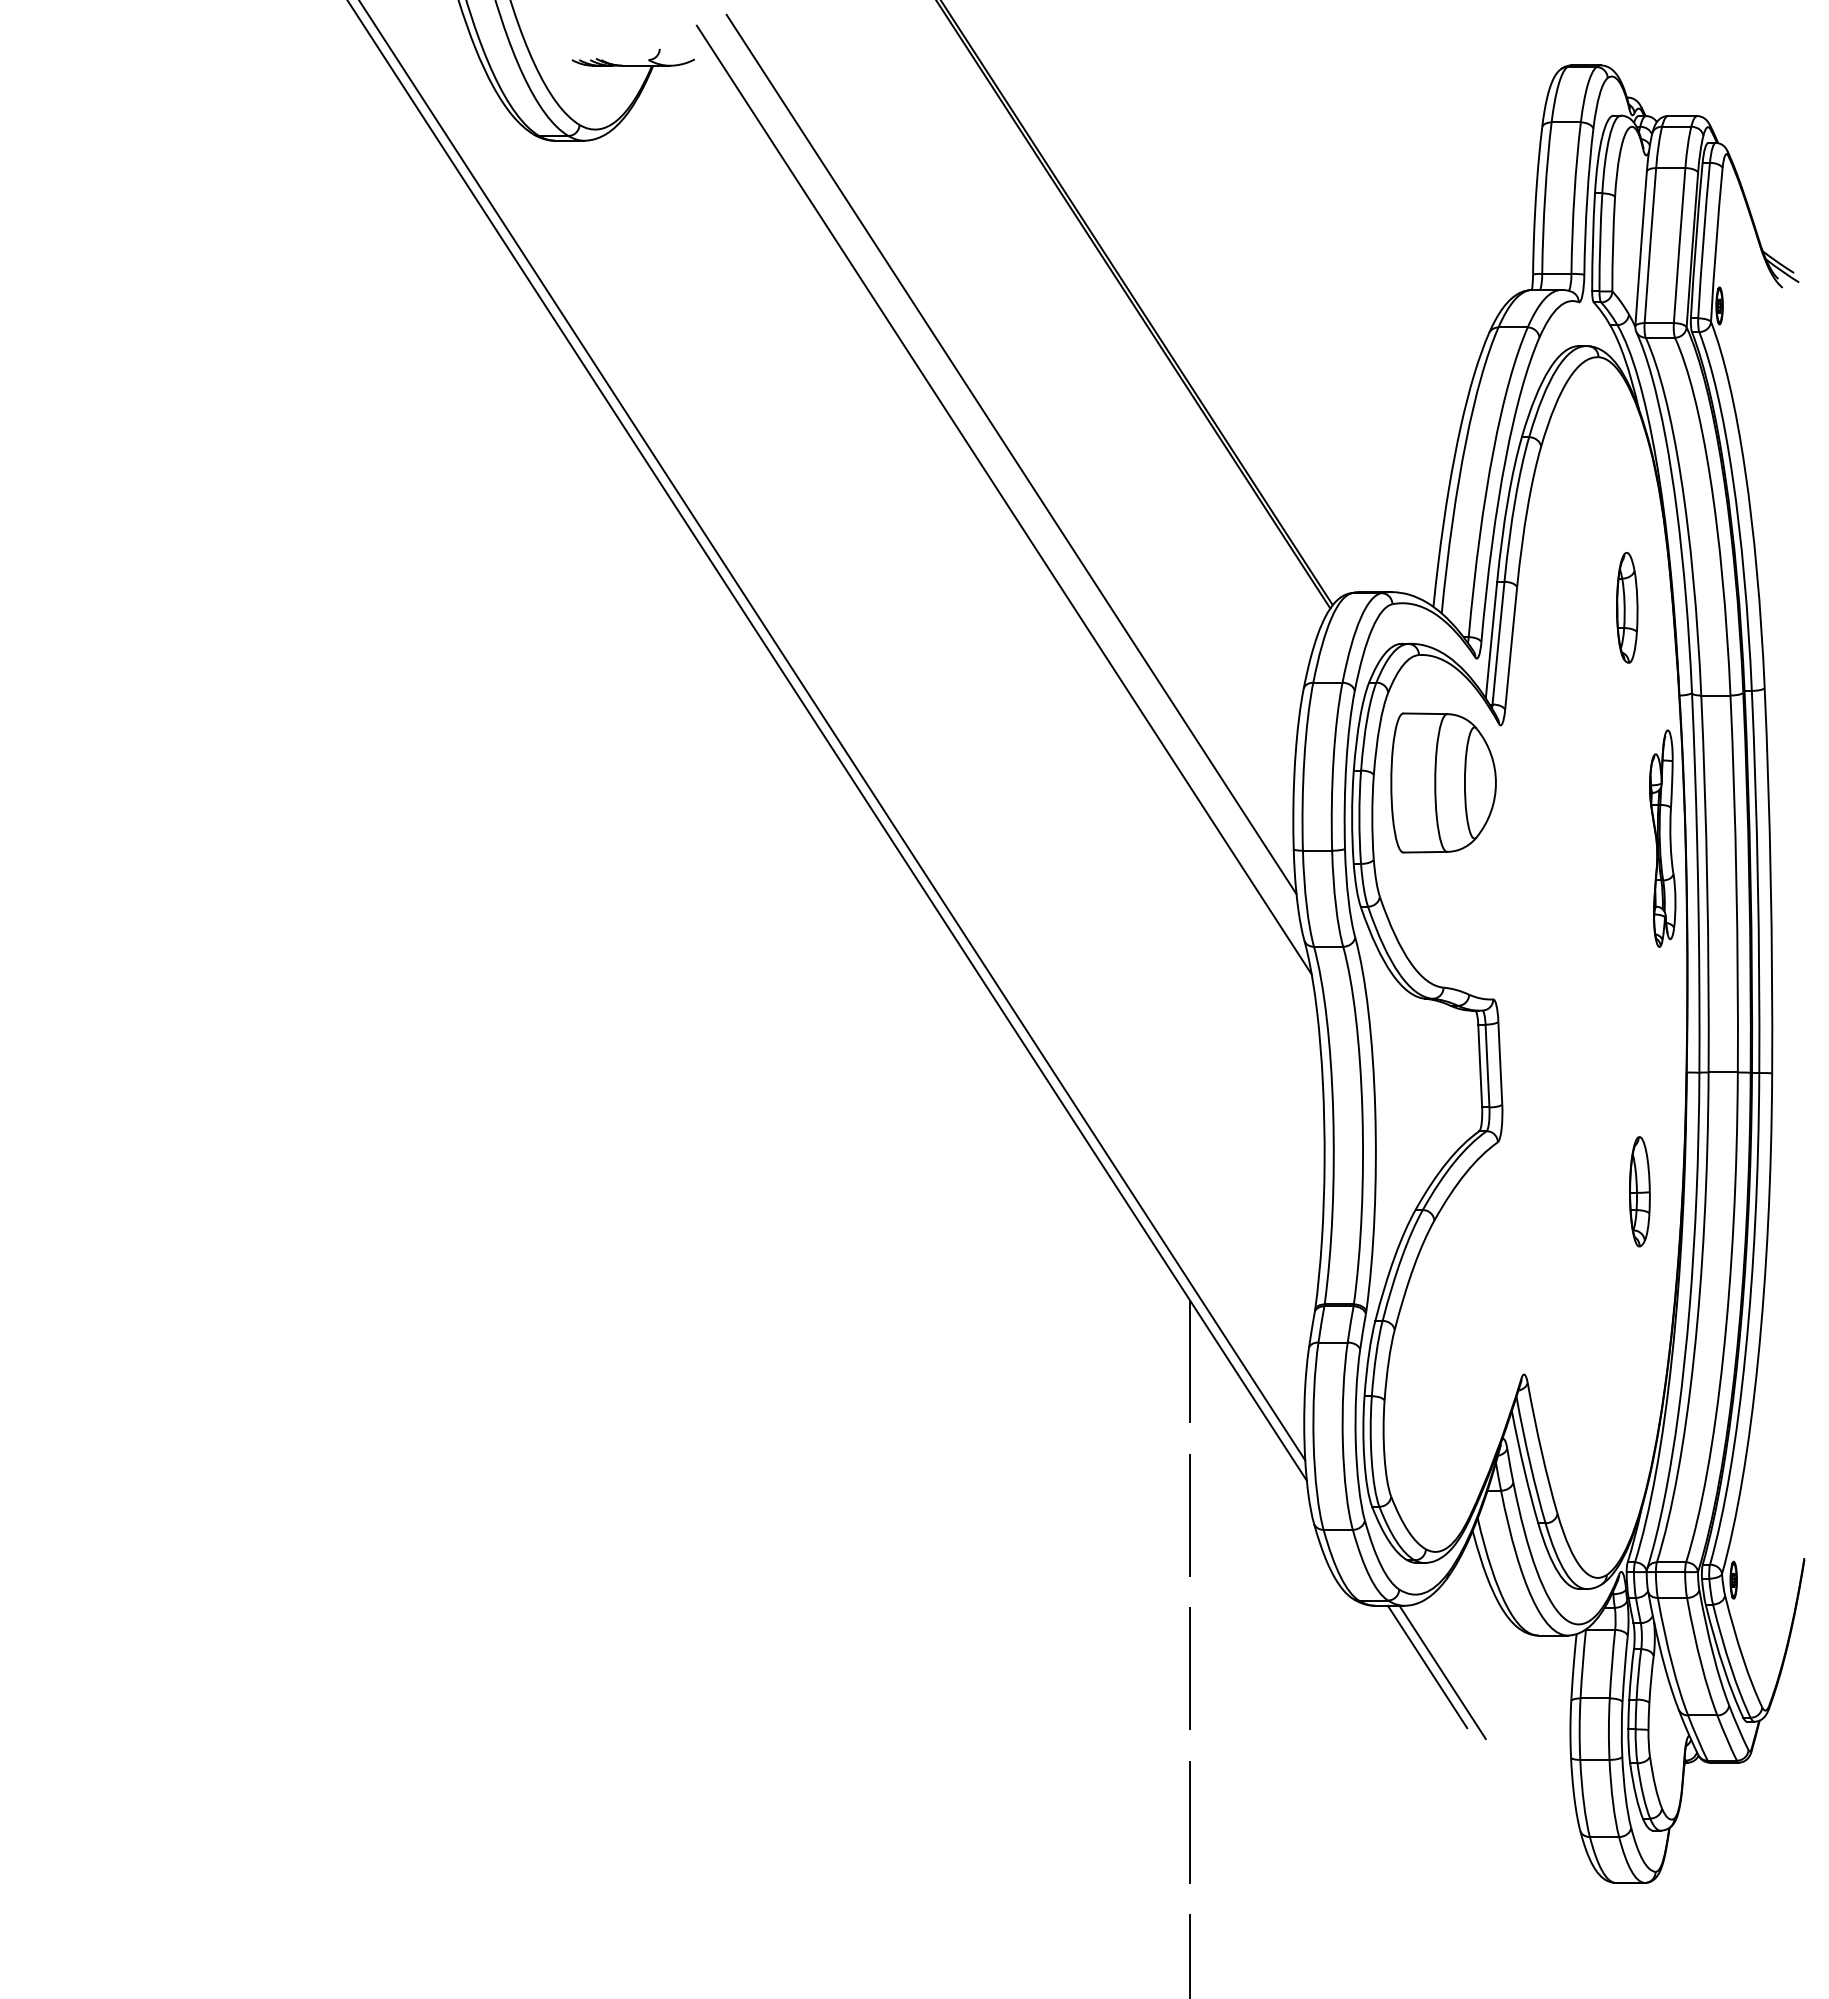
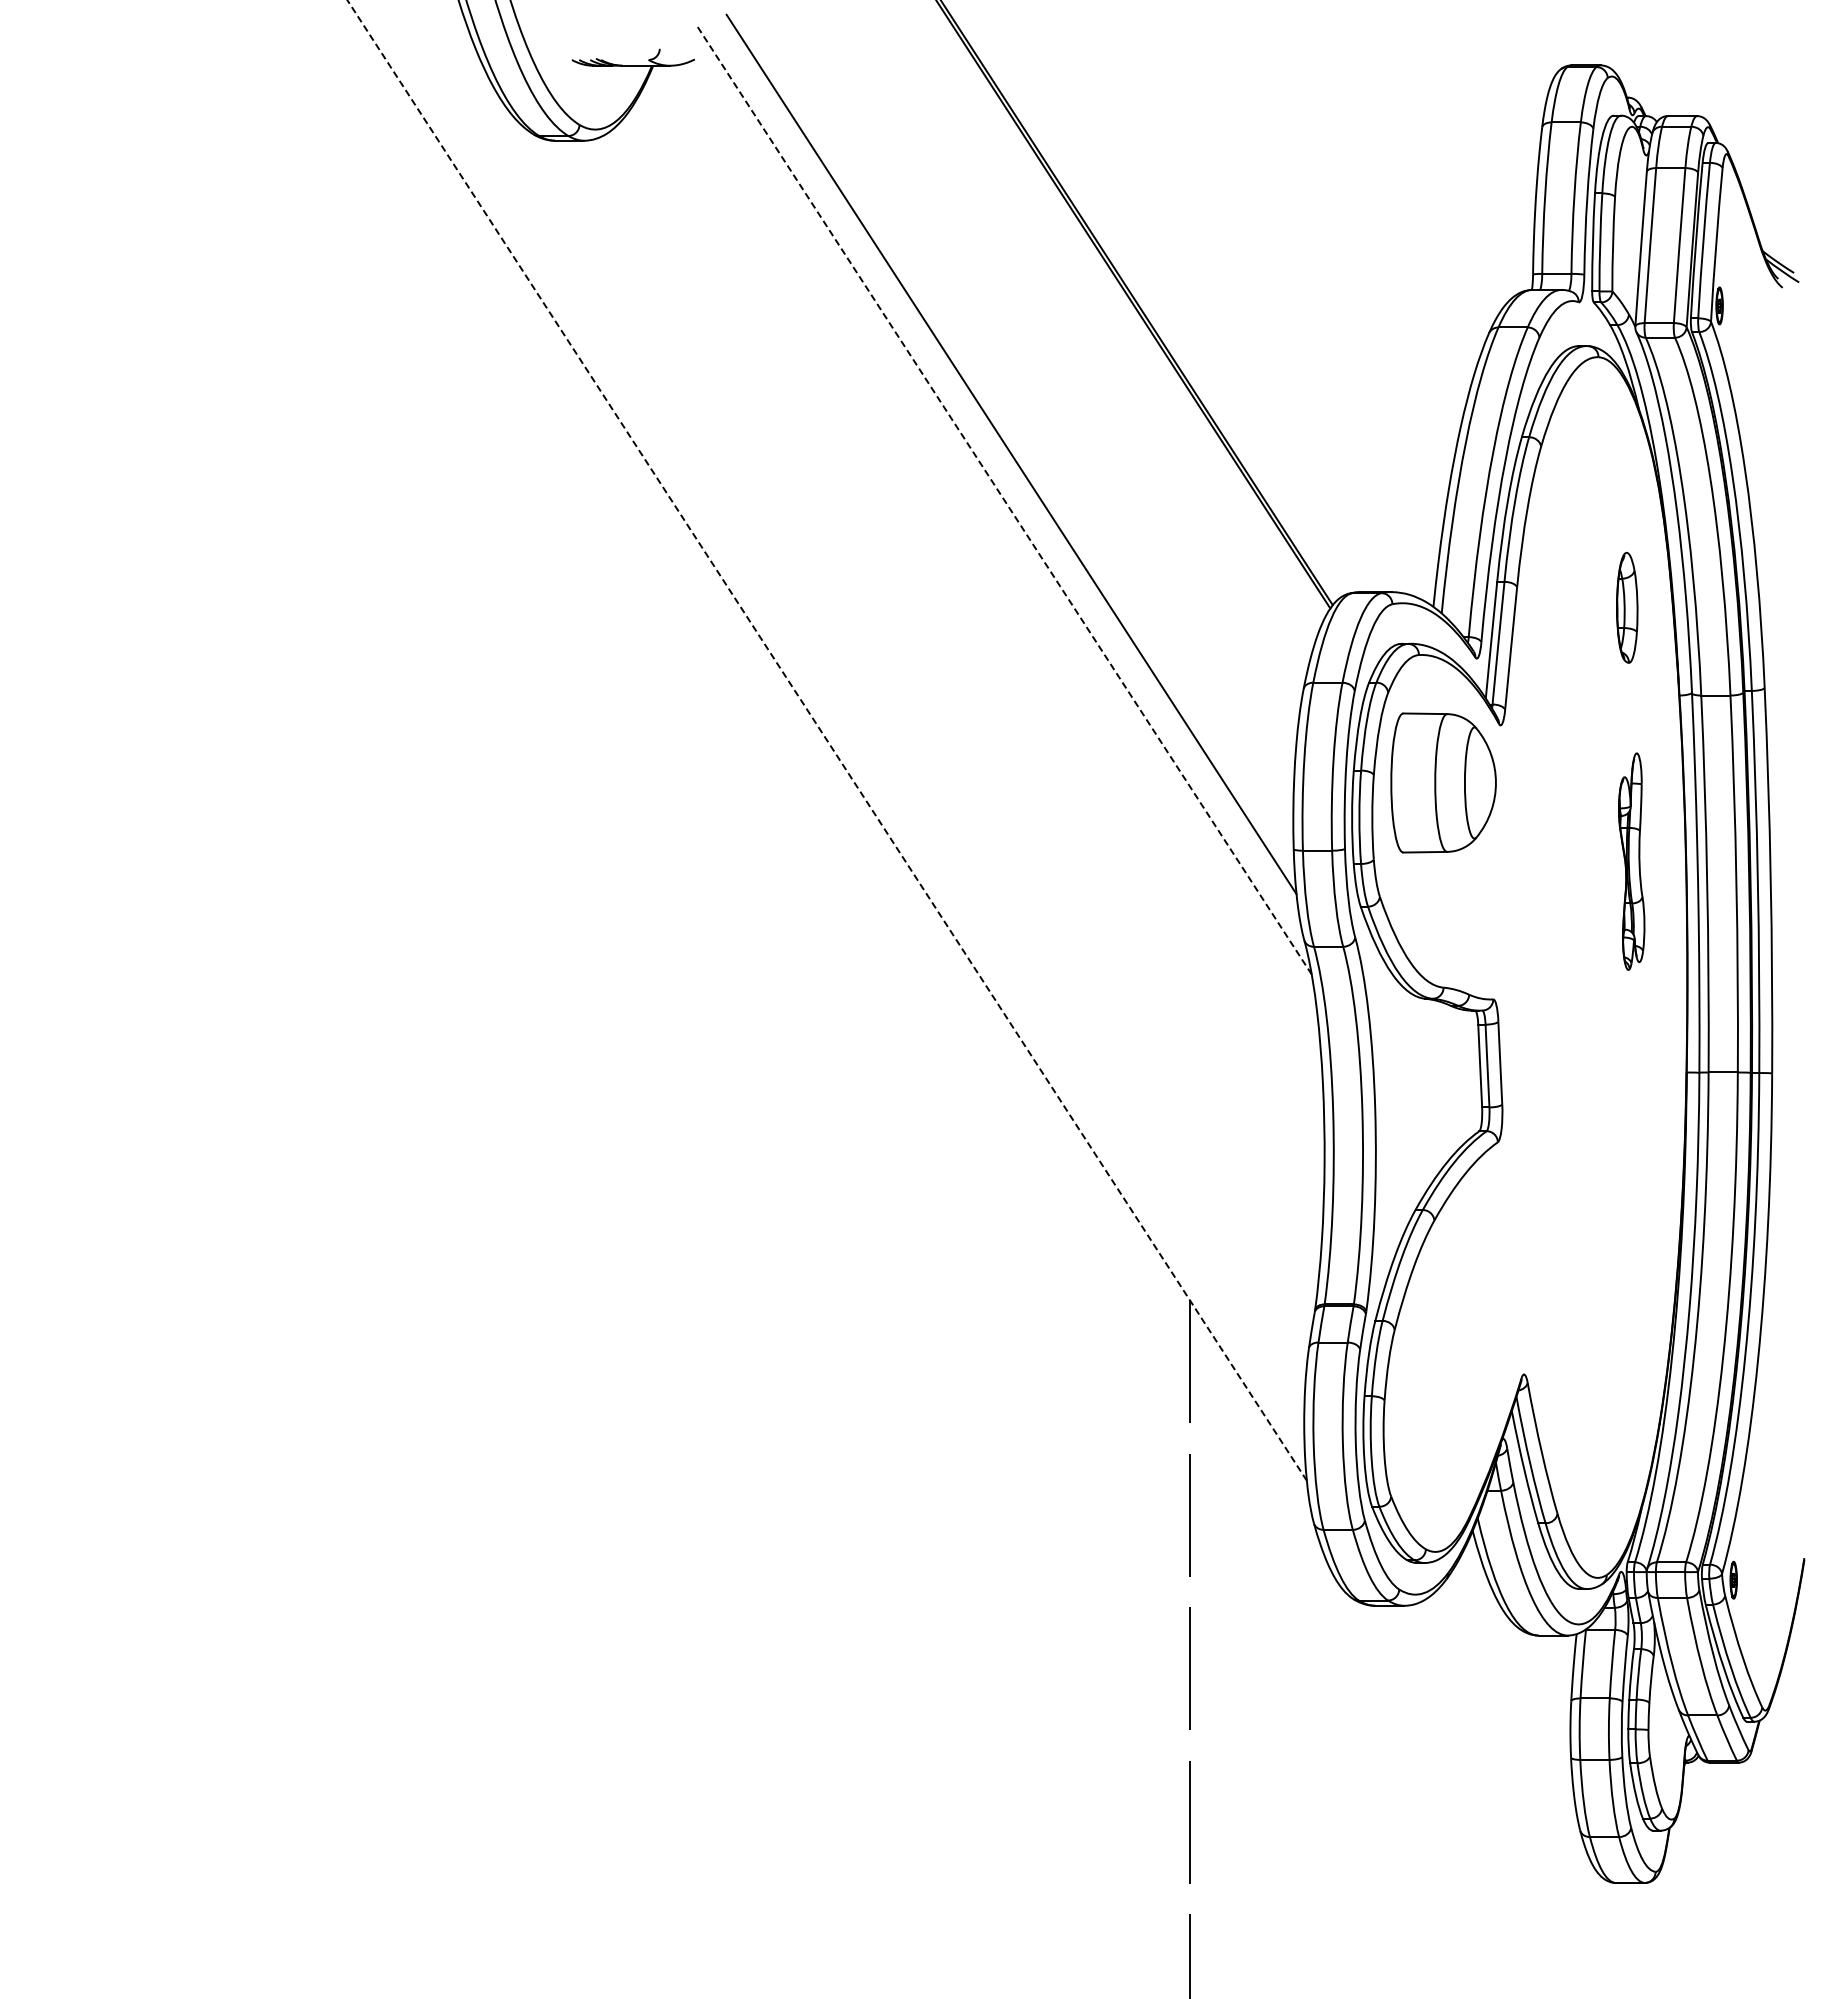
line: solid -> dashed (1004, 499)
line: present -> none (832, 731)
line: solid -> dashed (826, 739)
part position: (1662, 838) -> (1631, 861) (1631, 861)
part: present -> none (1639, 1191)
line: present -> none (1427, 1666)
line: present -> none (1442, 1672)
